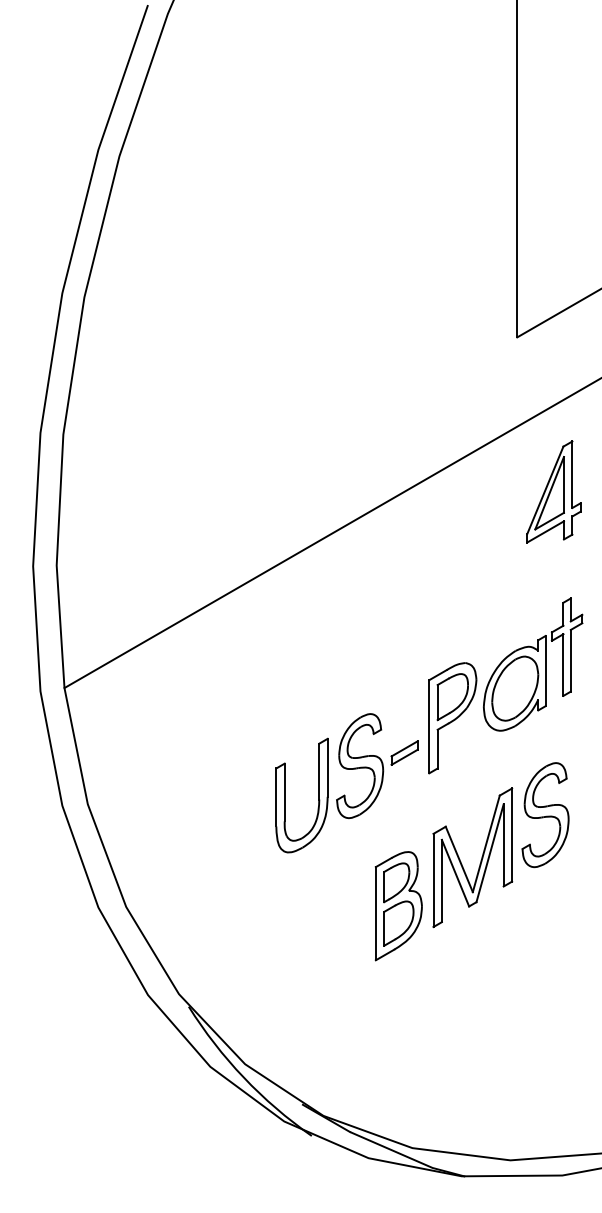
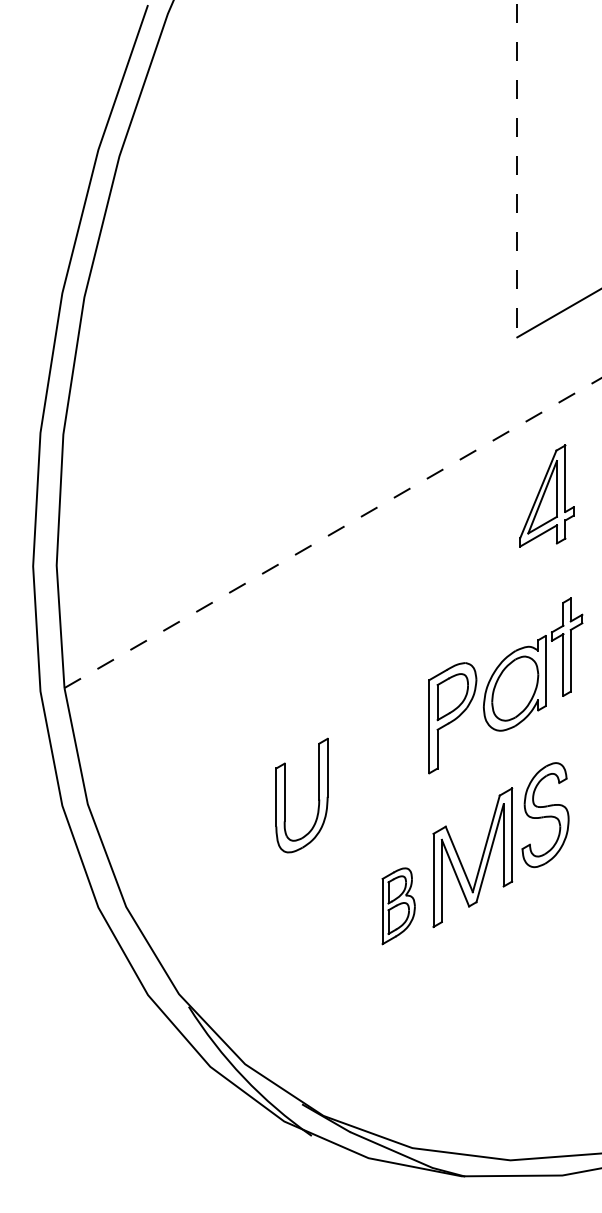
line: solid -> dashed (517, 169)
part position: (553, 491) -> (546, 495) (546, 495)
line: solid -> dashed (332, 533)
part: present -> none (377, 766)
part size: 49x111 px -> 35x79 px (398, 906)
